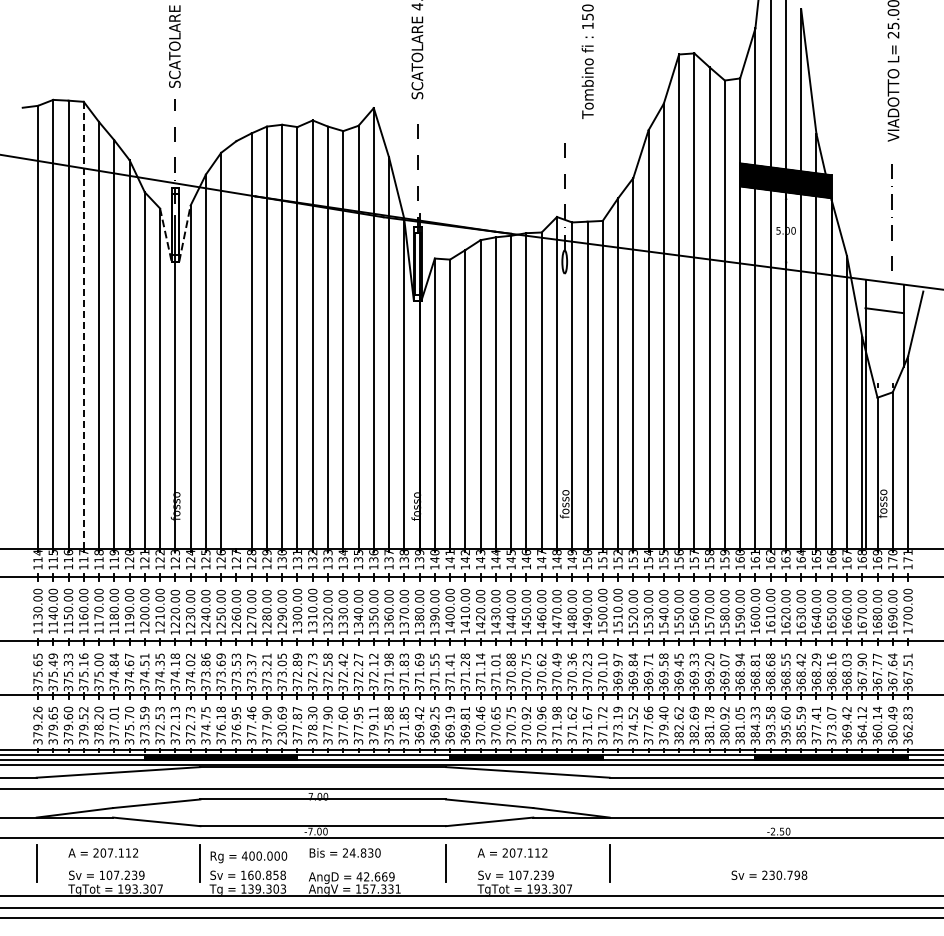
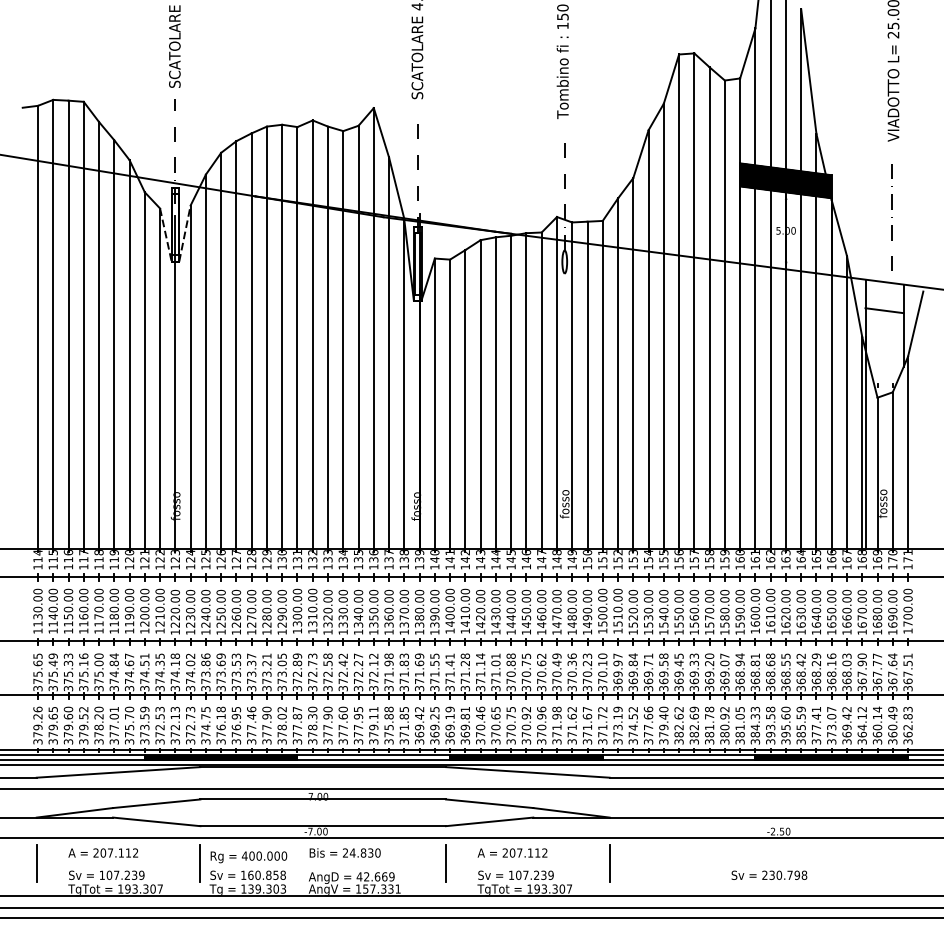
text position: (587, 61) -> (562, 61) (562, 61)
line: dashed -> solid (83, 325)
line: none -> present (236, 345)
text: 230.69 -> 378.02 (281, 725)
